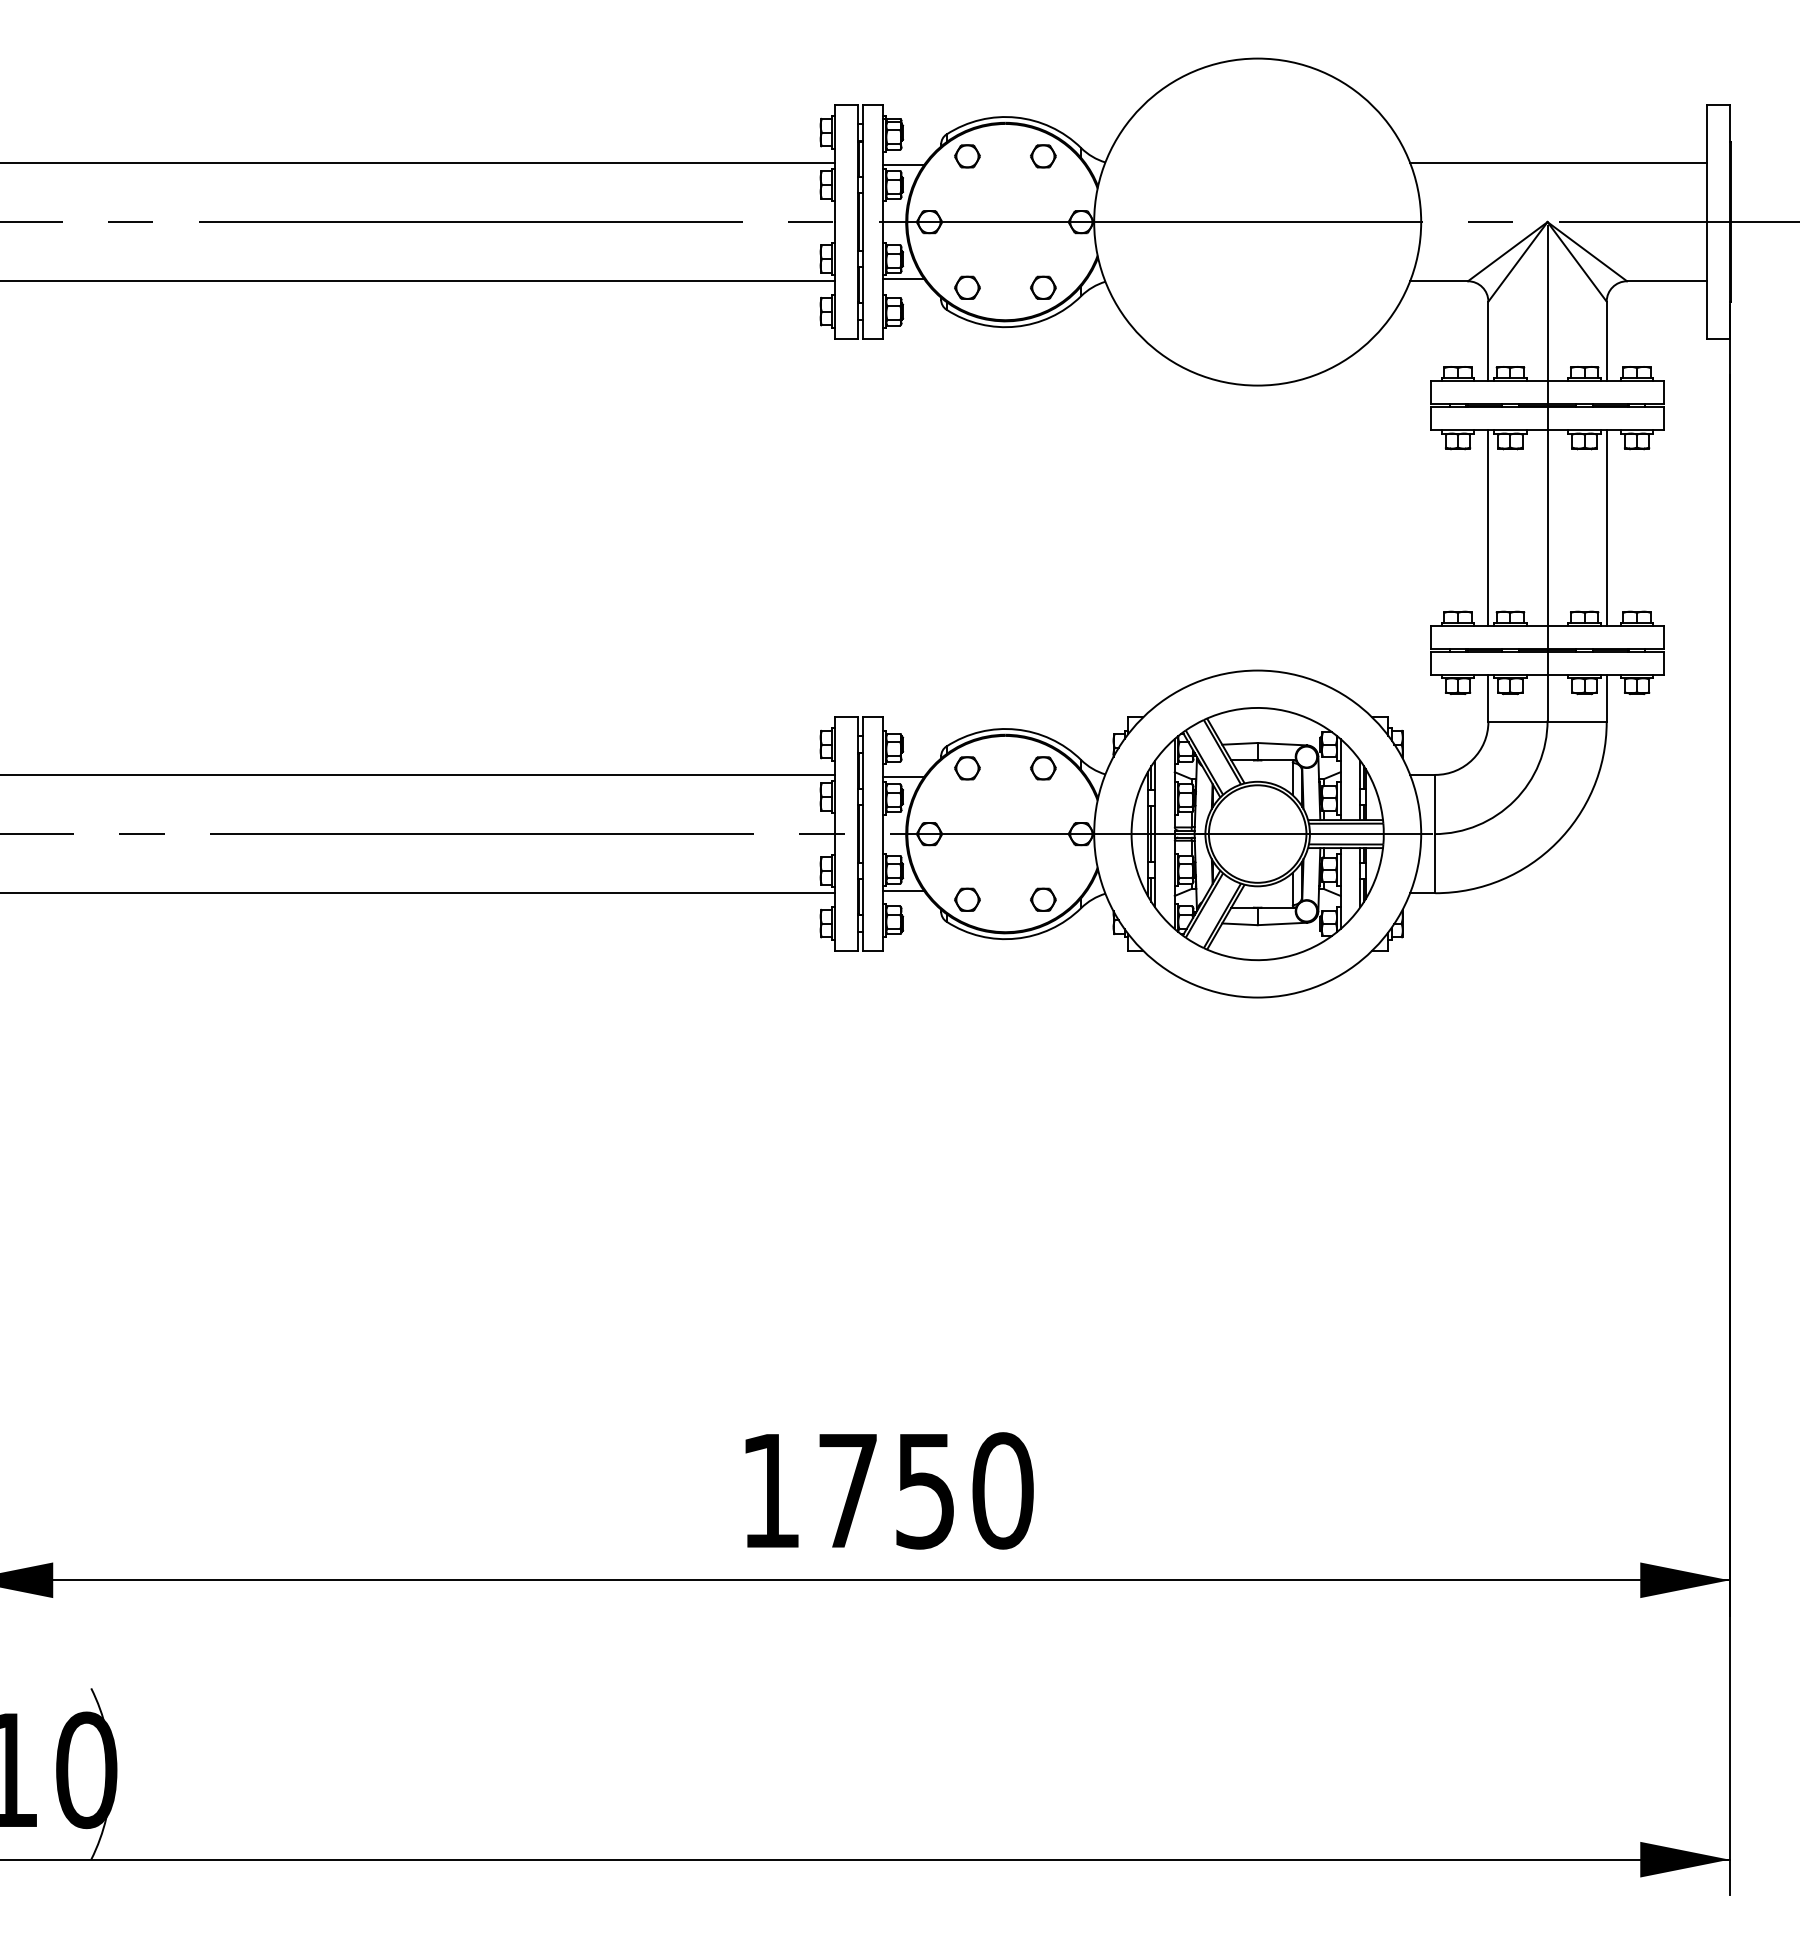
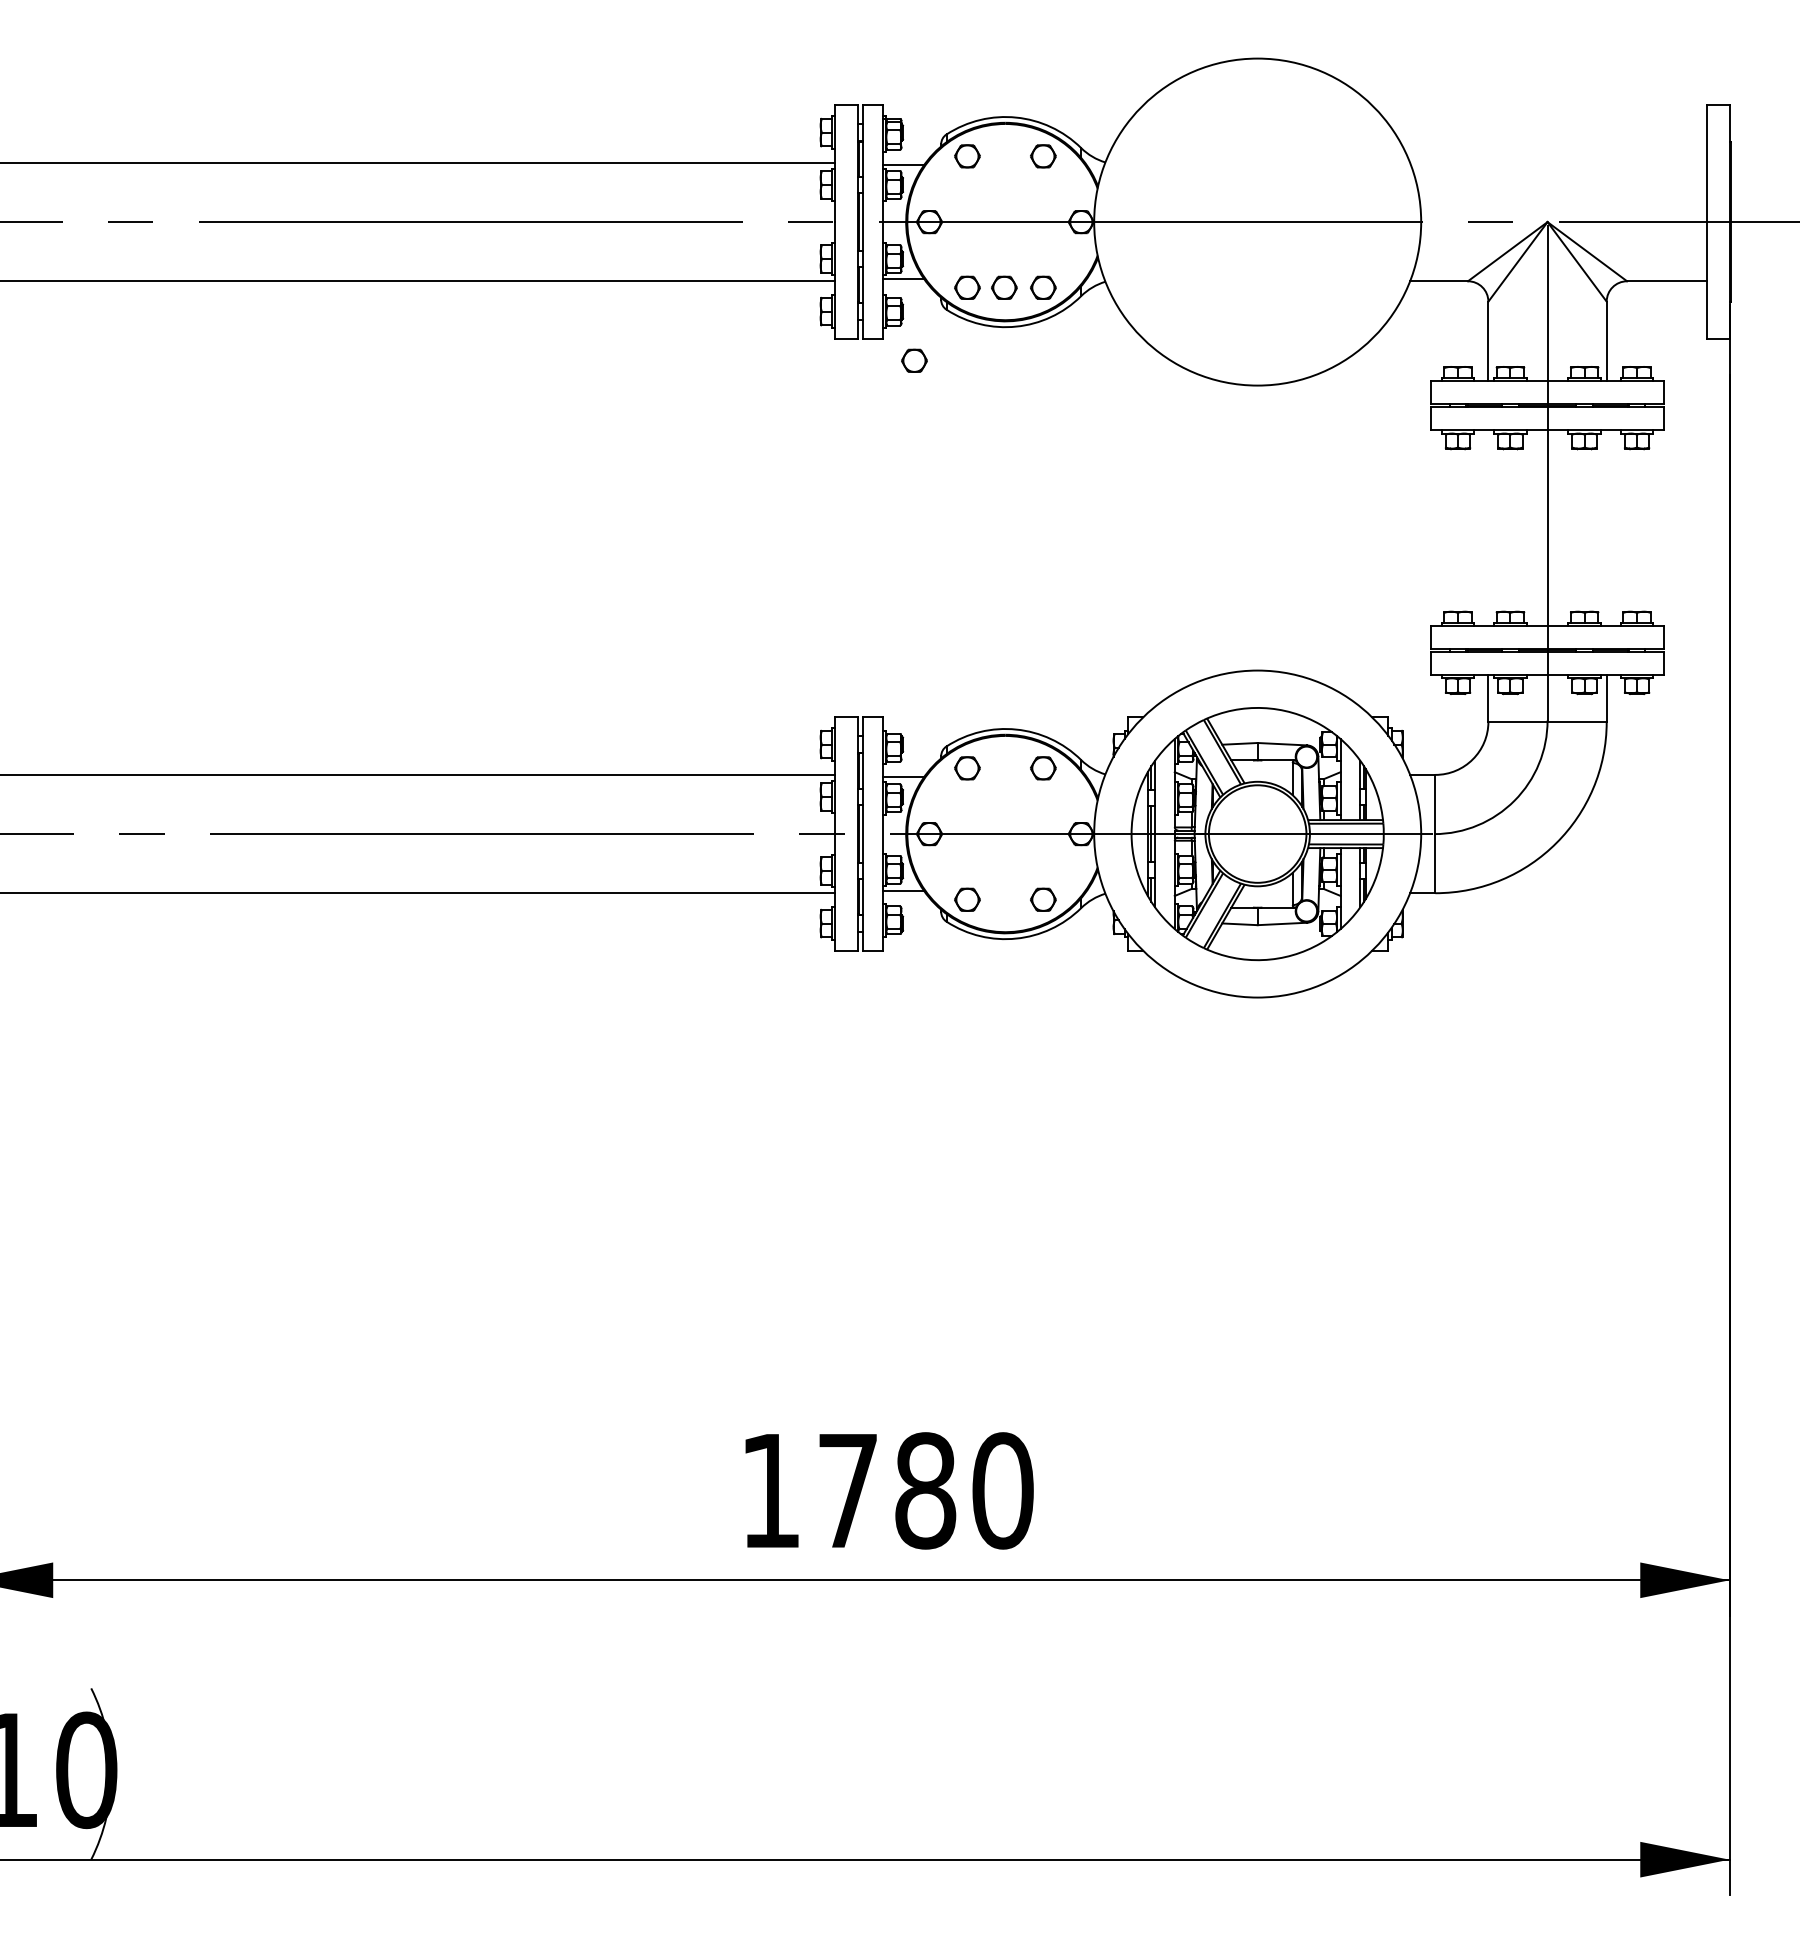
line: present -> none (1558, 162)
part: none -> present (1004, 287)
part: none -> present (914, 360)
line: present -> none (1488, 527)
line: present -> none (1606, 527)
text: 1750 -> 1780 (925, 1490)
